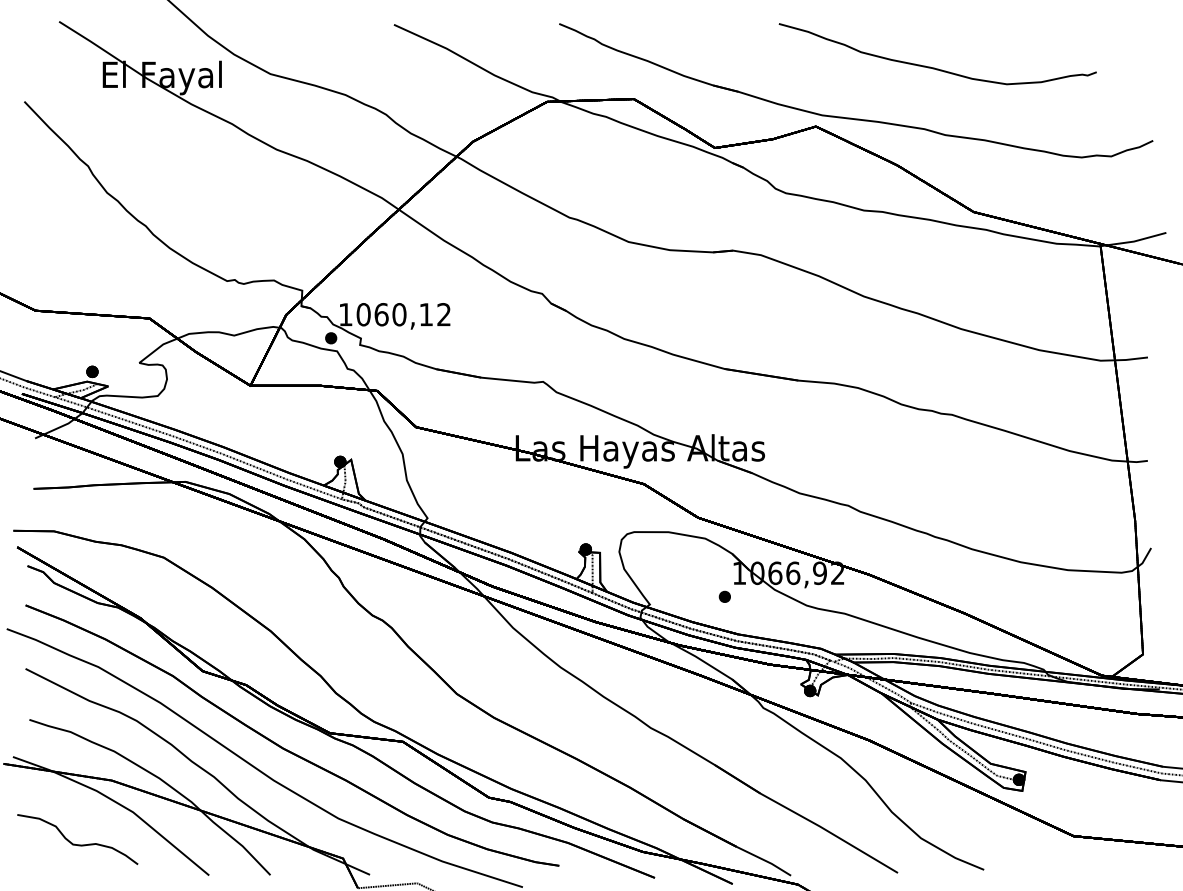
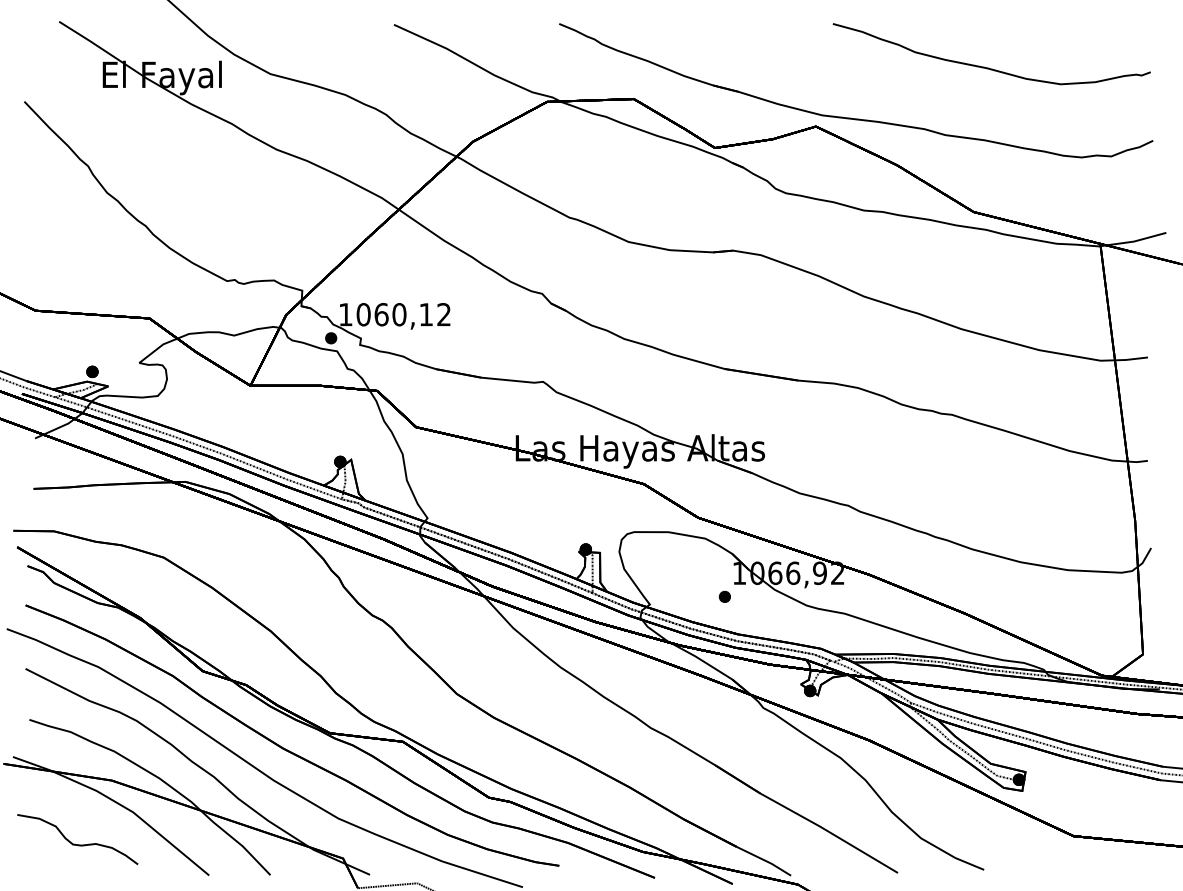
part position: (934, 67) -> (988, 67) (988, 67)
